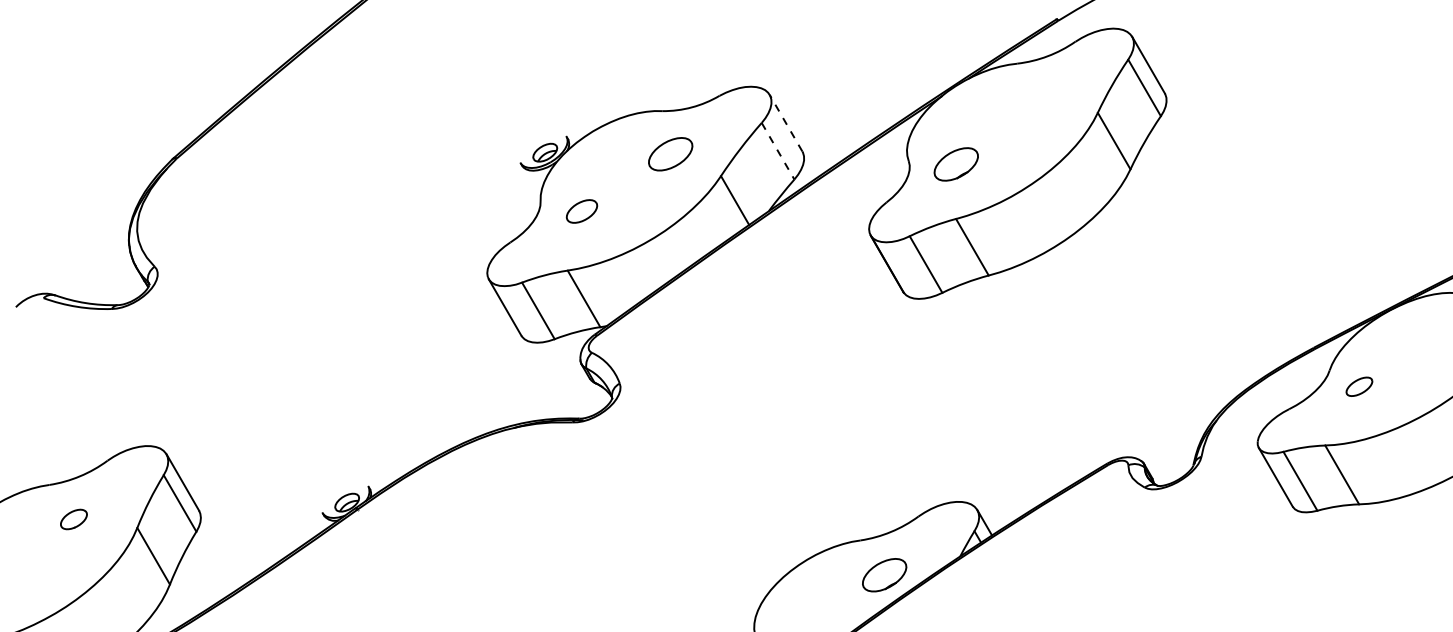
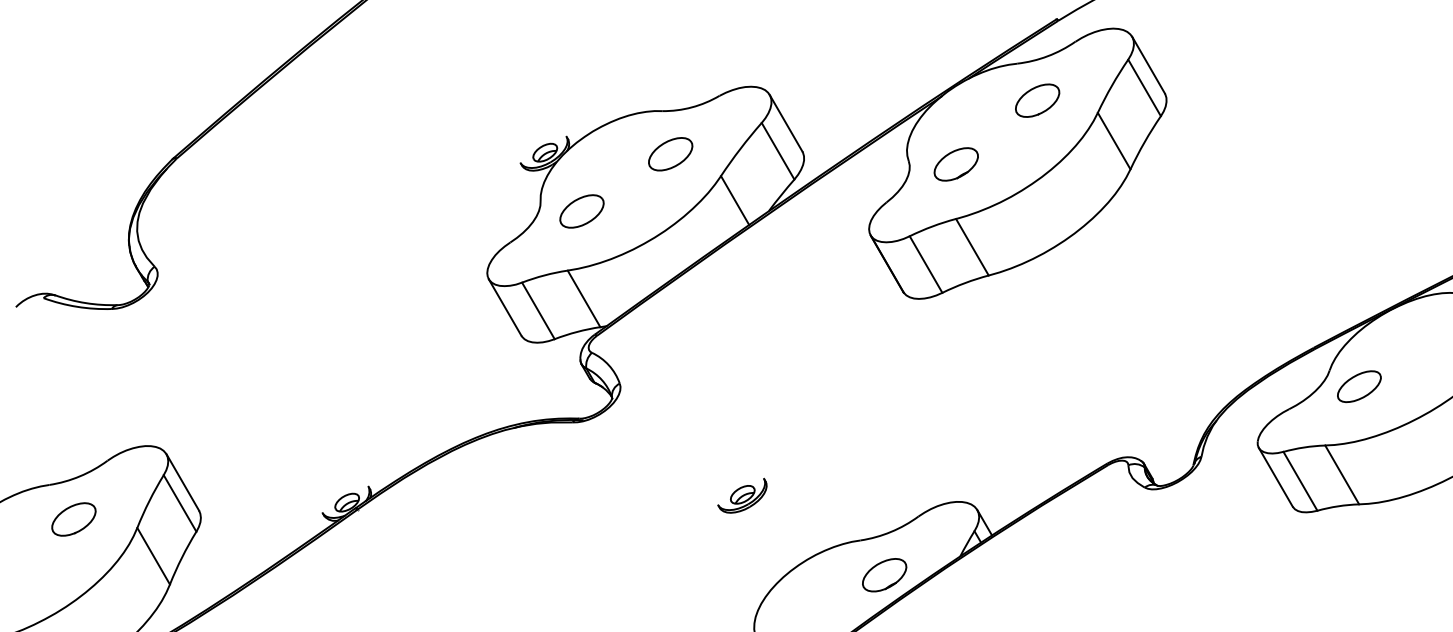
part: none -> present (1037, 100)
line: dashed -> solid (786, 123)
line: dashed -> solid (778, 151)
part size: 34x25 px -> 46x35 px (581, 211)
part size: 29x21 px -> 45x34 px (1359, 386)
part: none -> present (742, 495)
part size: 28x23 px -> 46x35 px (73, 519)
